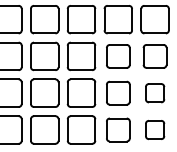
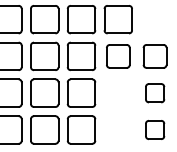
part: present -> none (154, 19)
part: present -> none (118, 92)
part: present -> none (118, 129)
